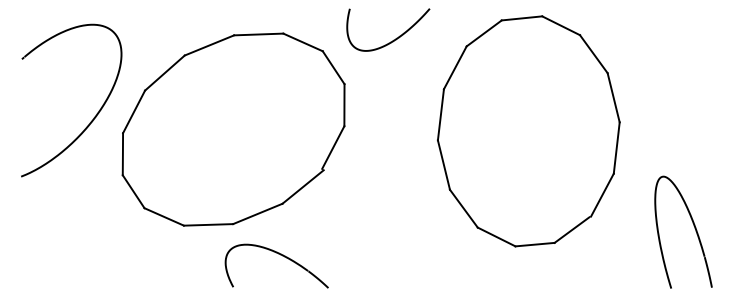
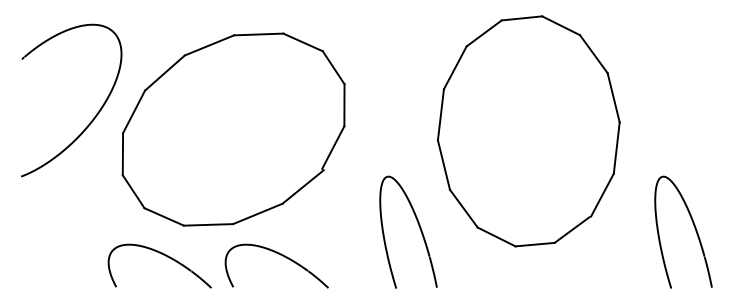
curve: present -> none (393, 39)
part: none -> present (419, 228)
part: none -> present (163, 255)
